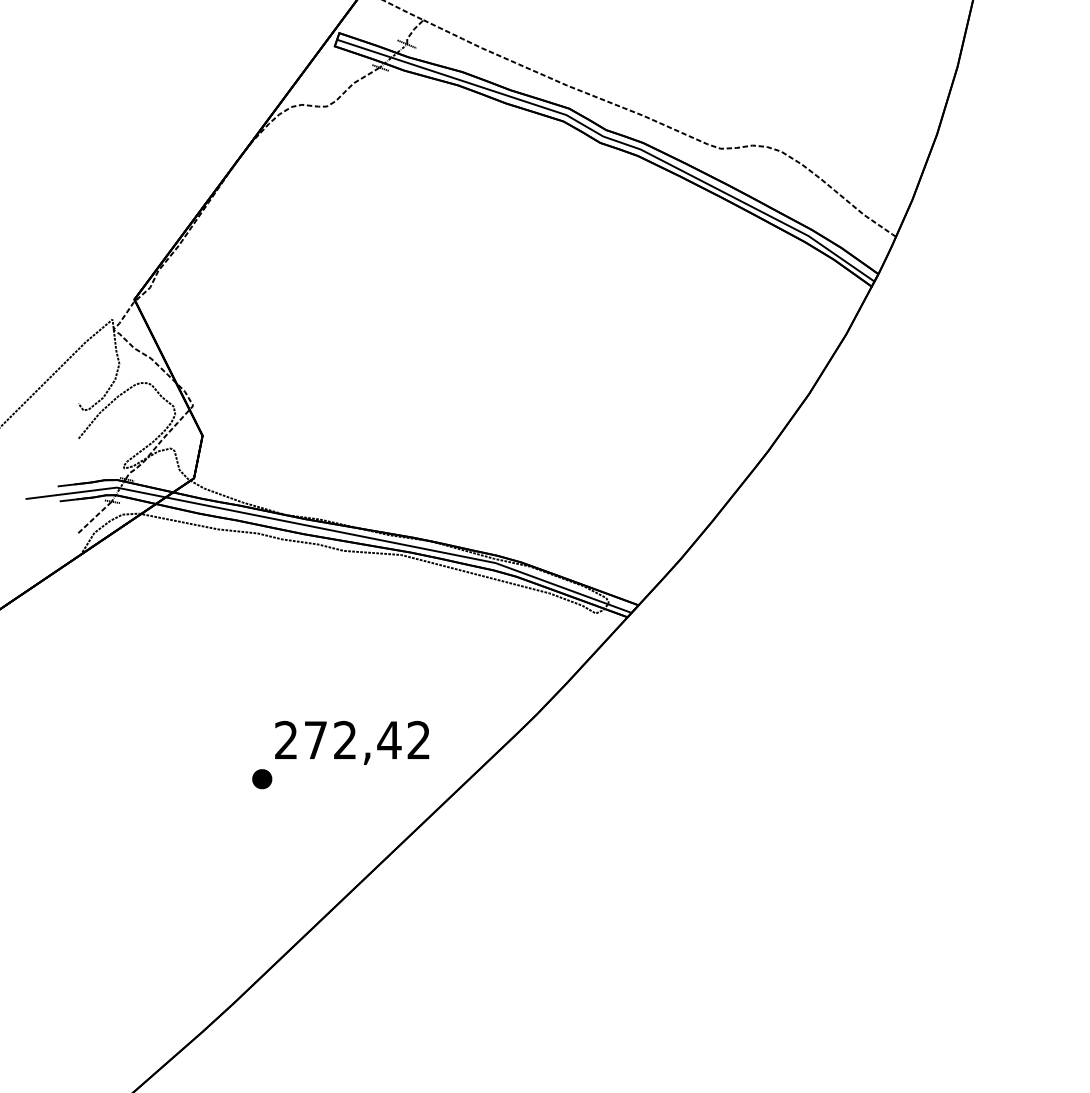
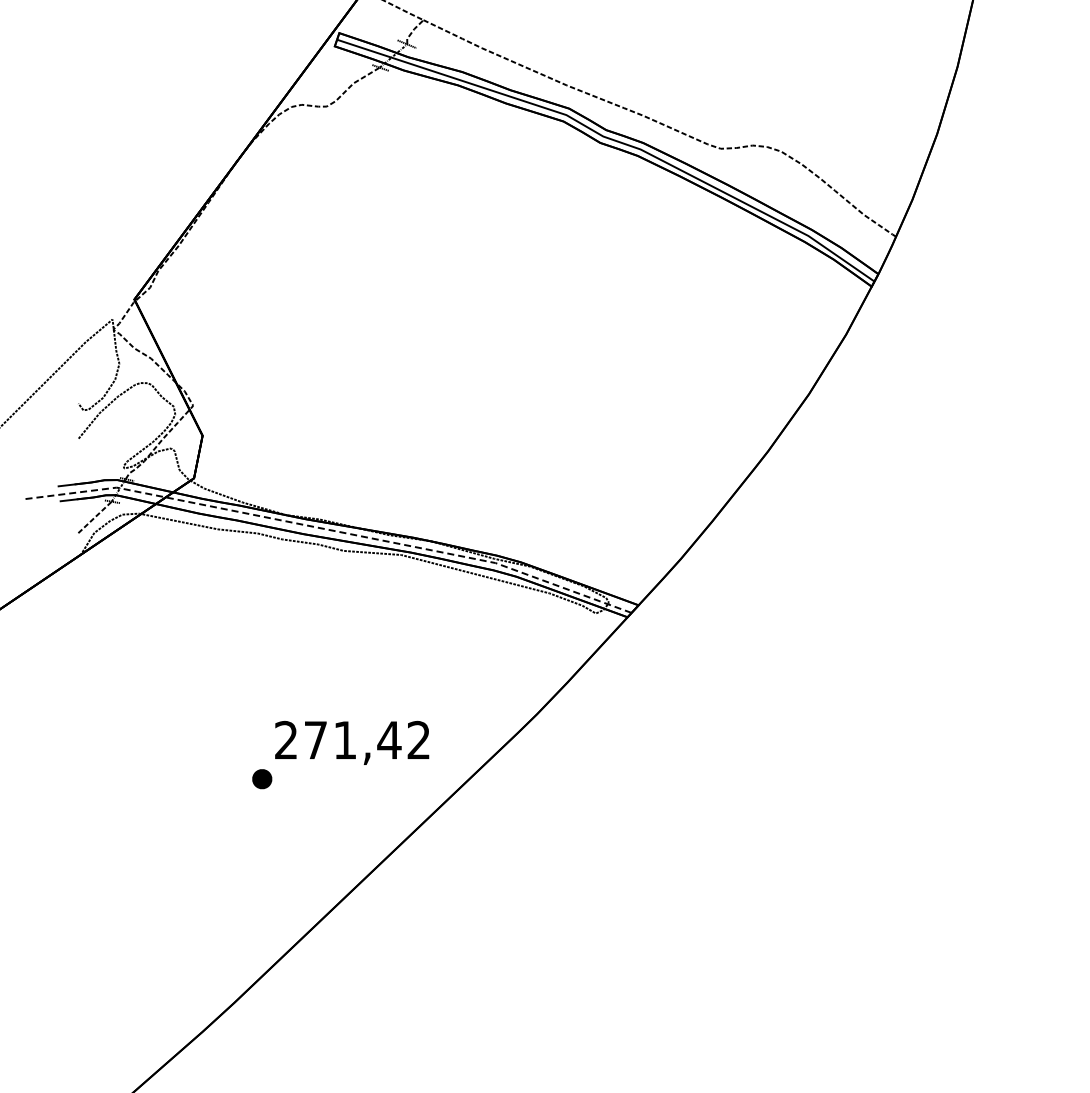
line: solid -> dashed (332, 530)
text: 272,42 -> 271,42 (344, 739)
